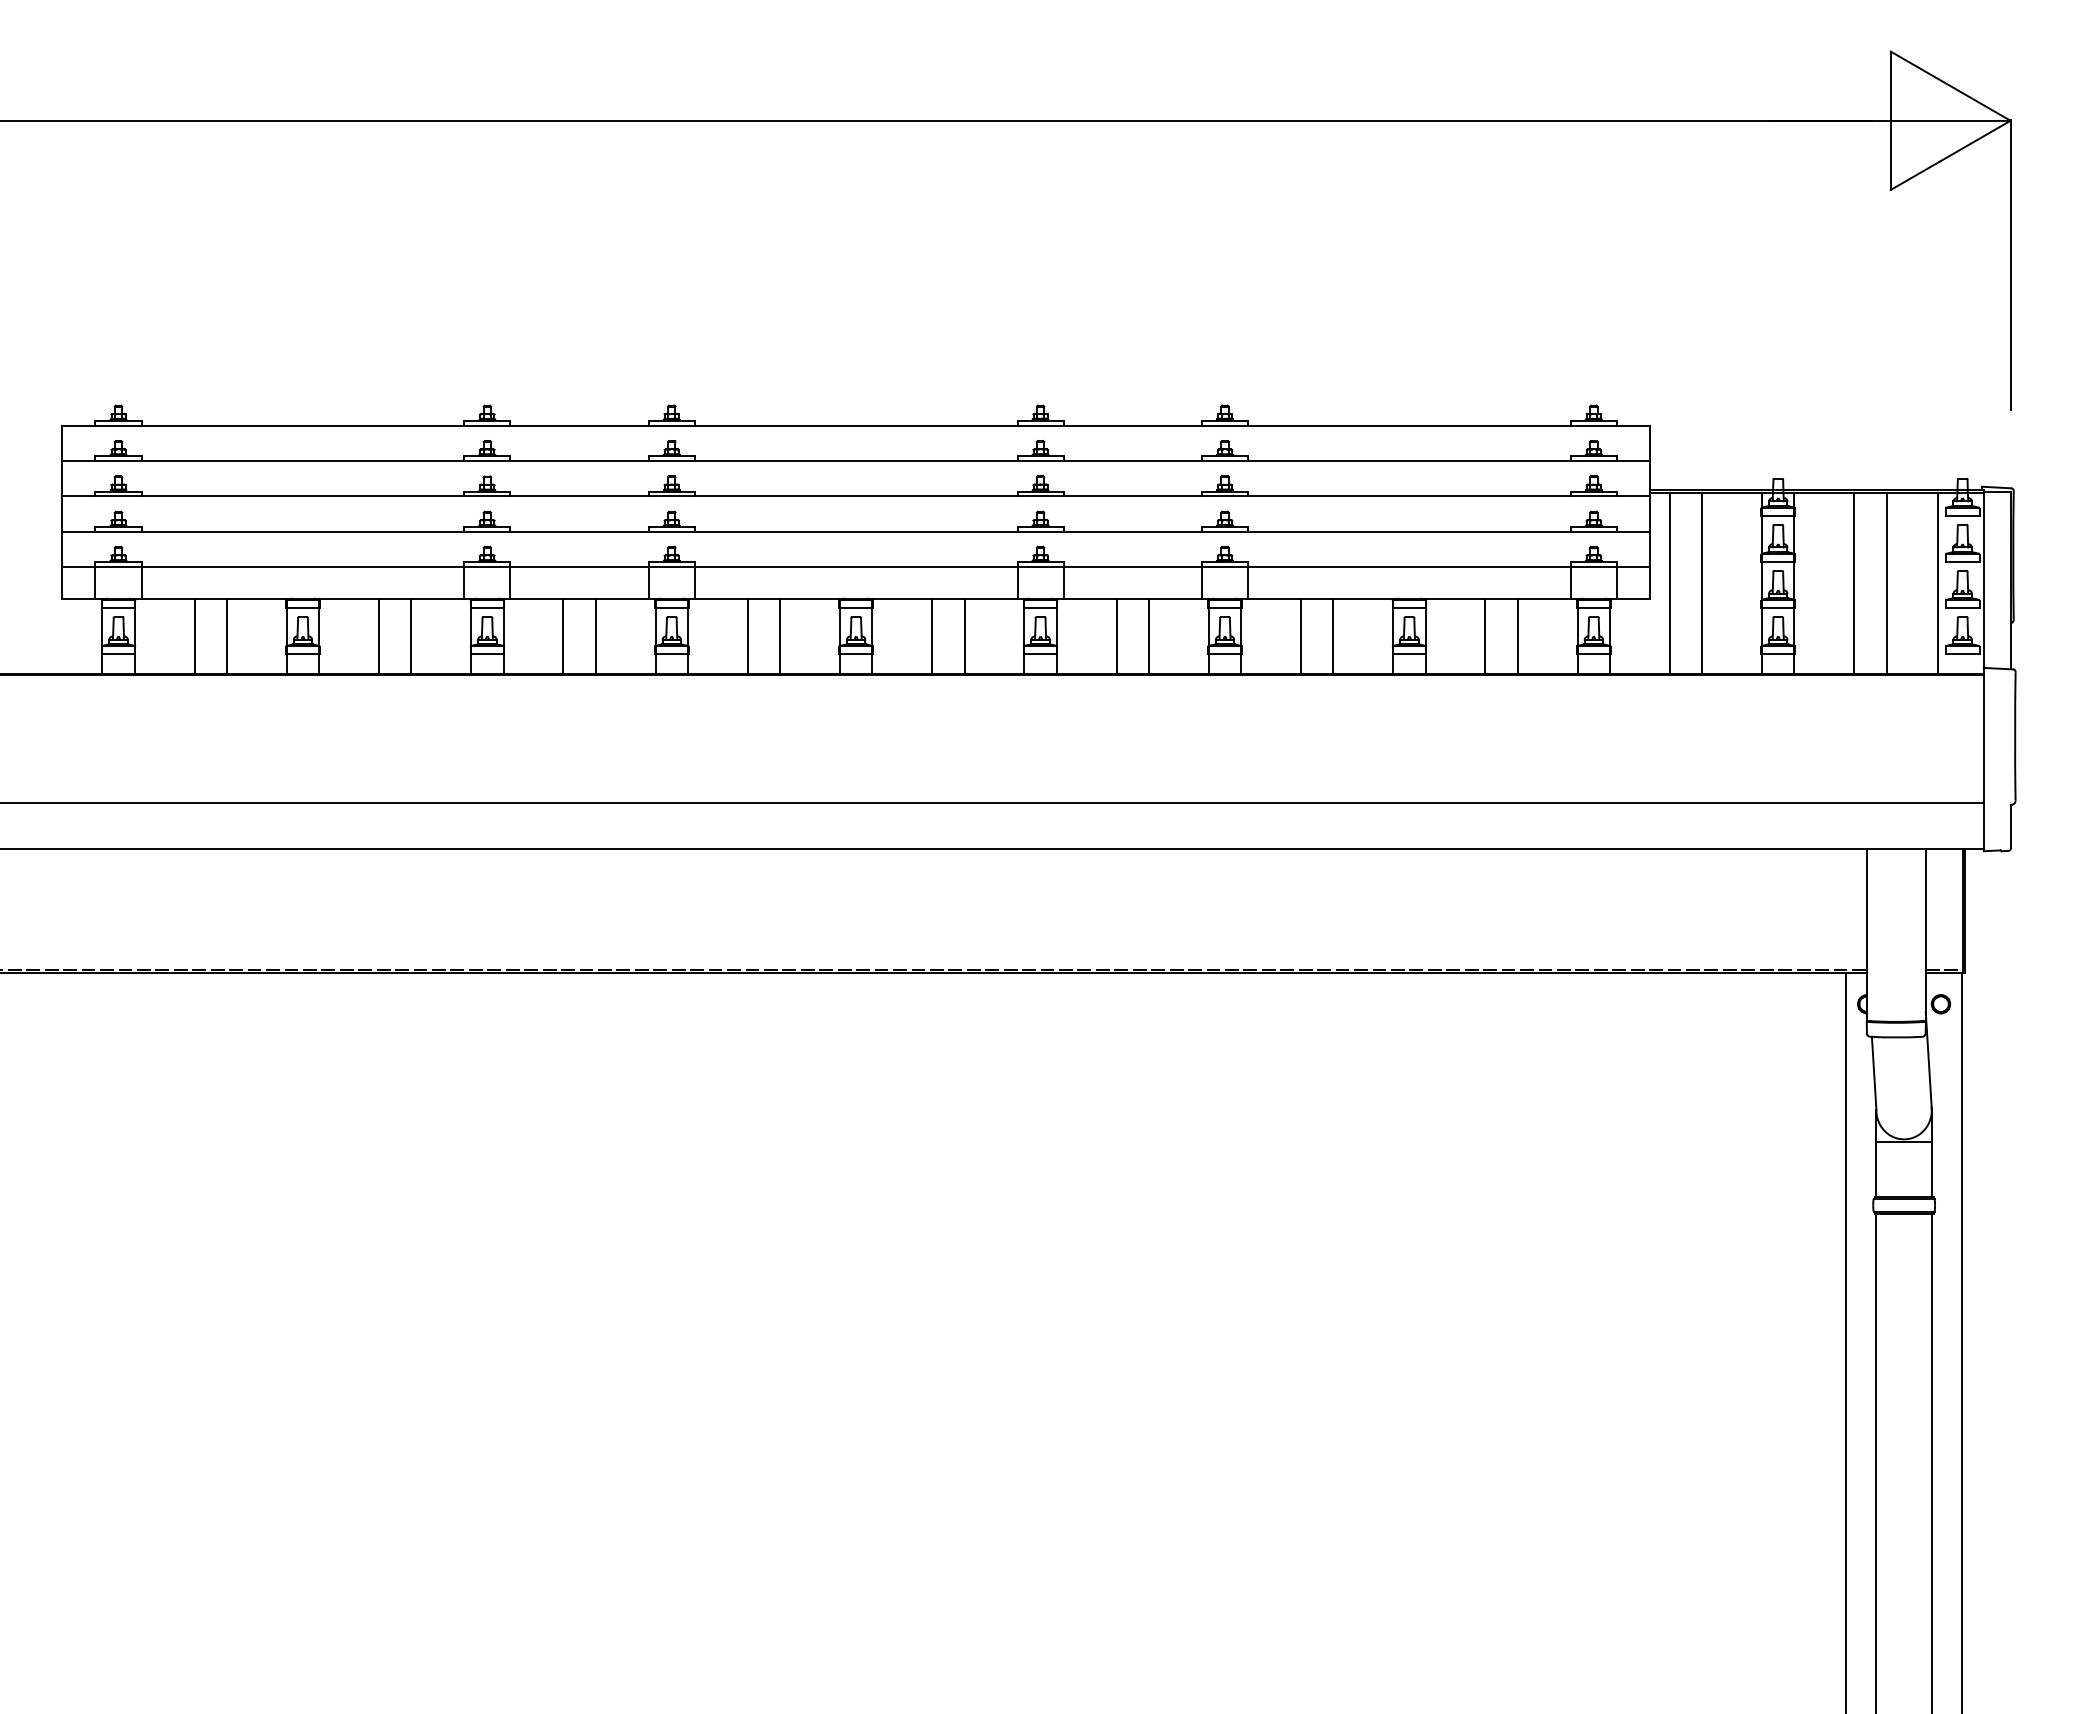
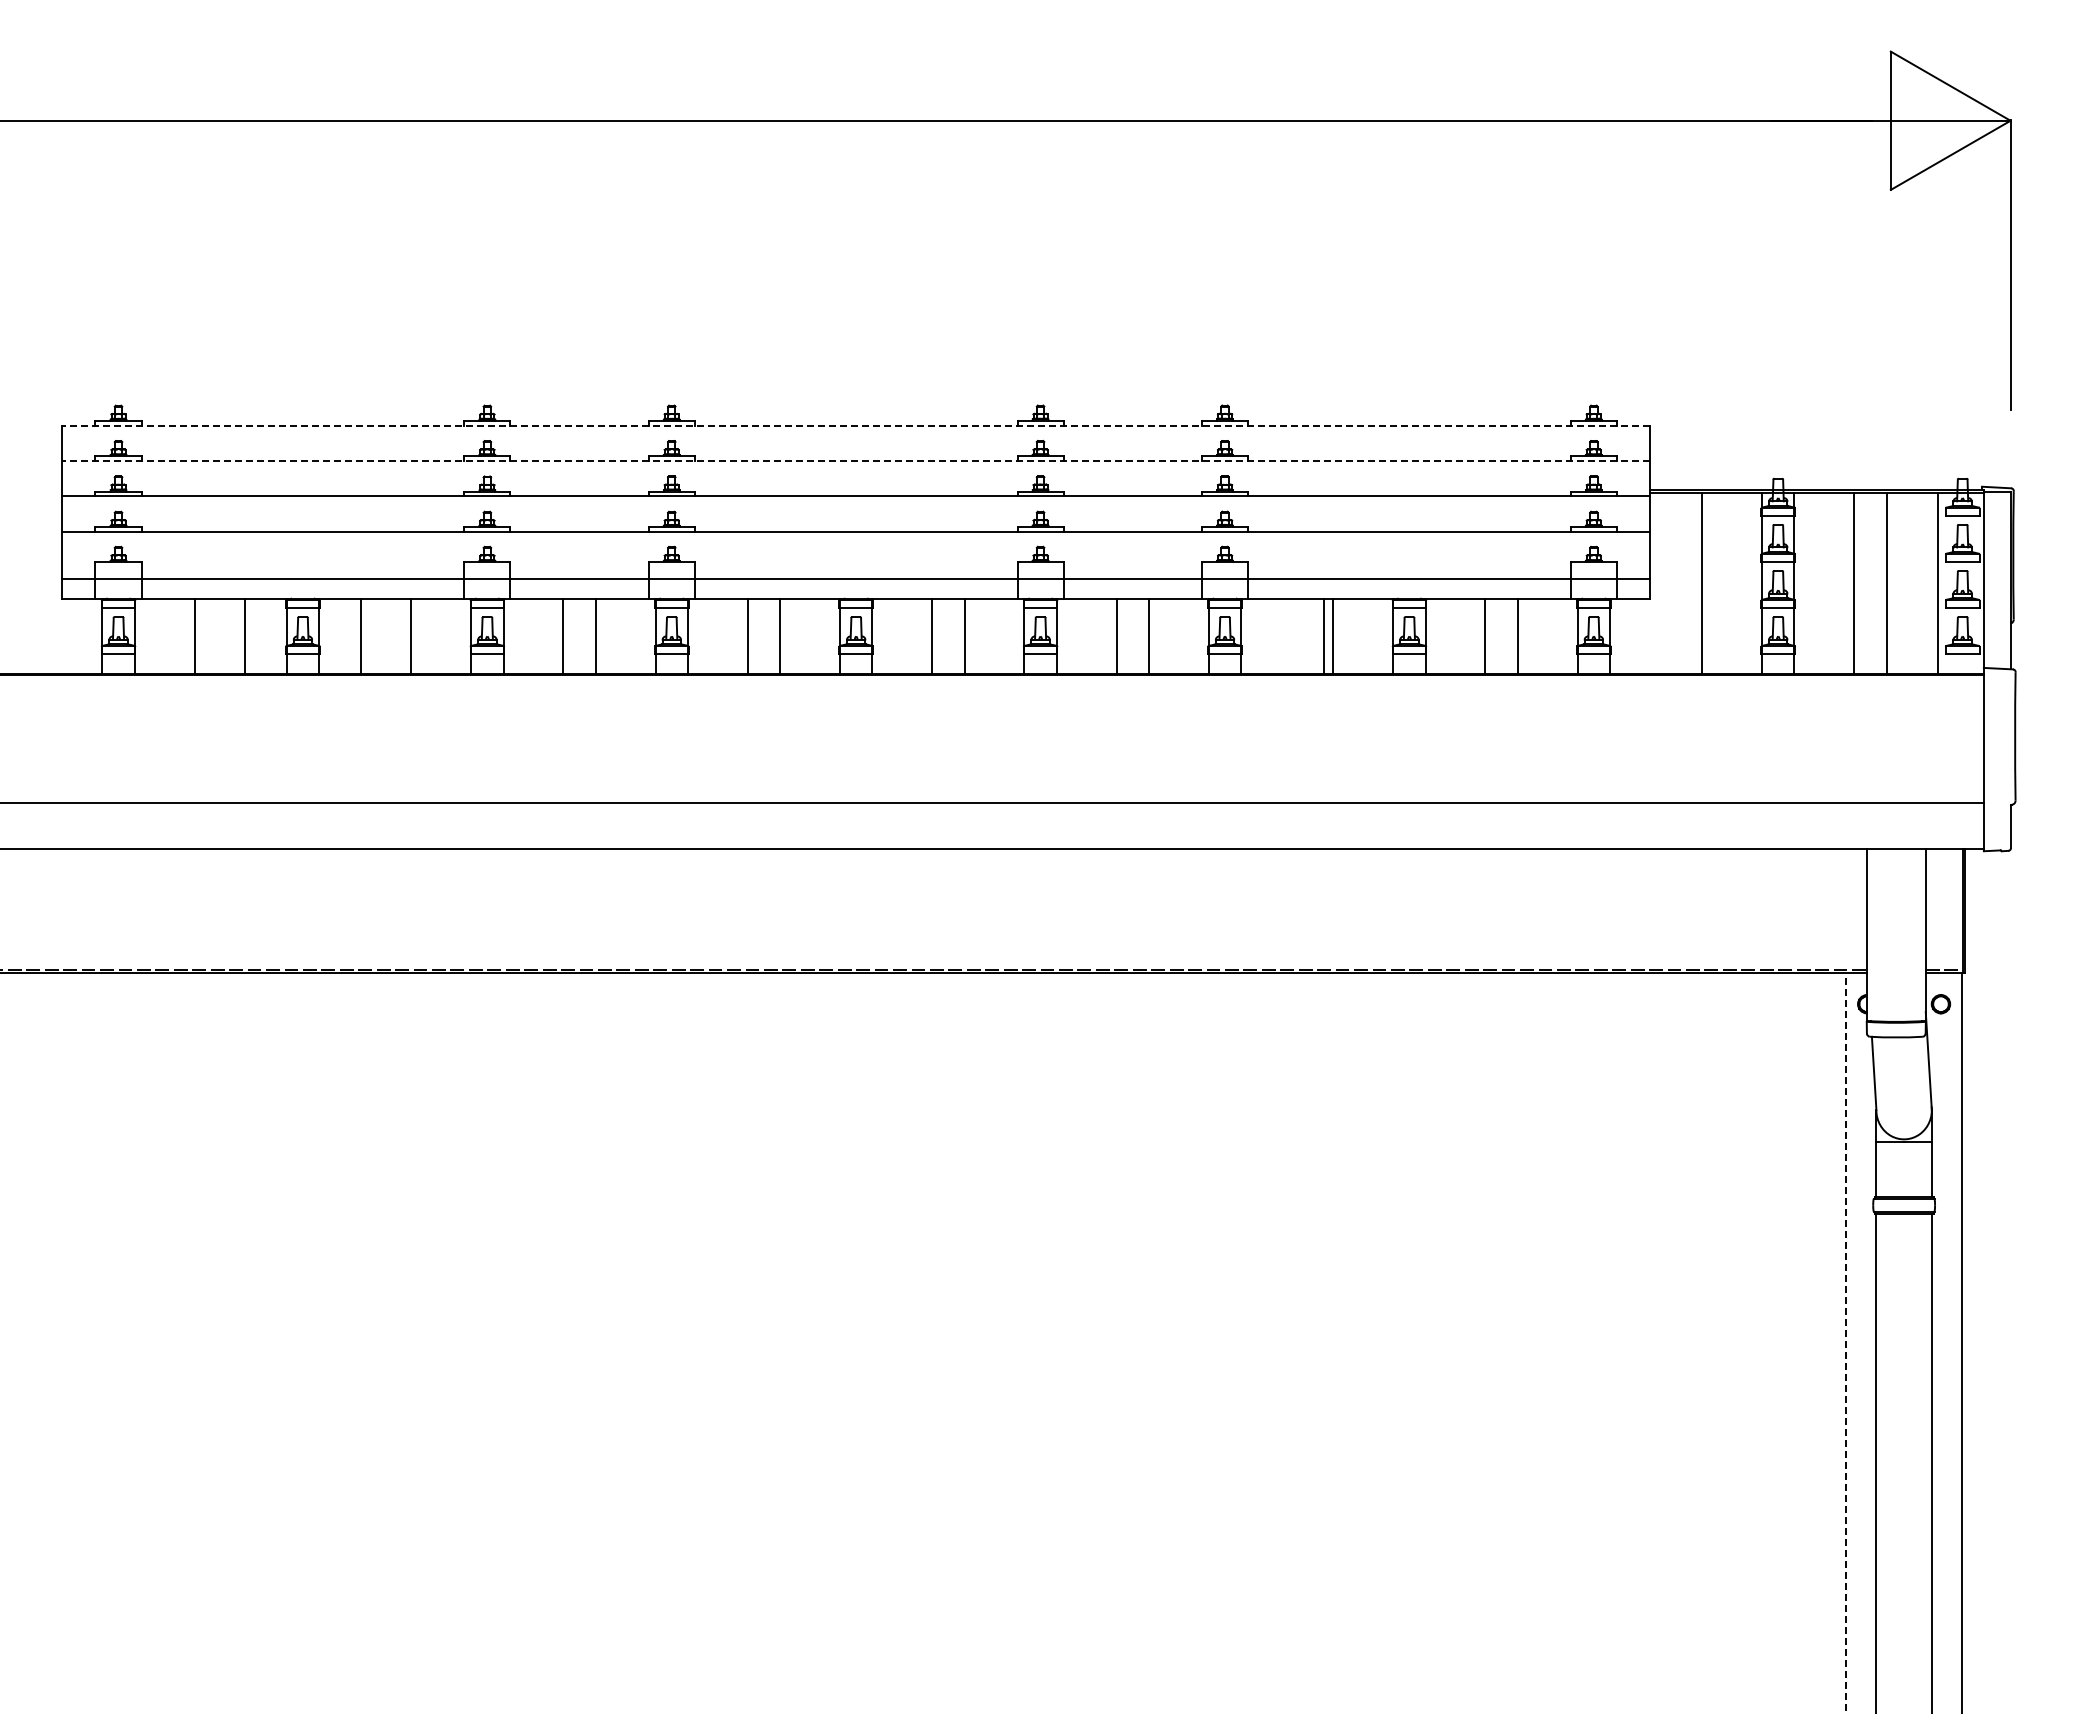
line: solid -> dashed (856, 425)
line: solid -> dashed (856, 460)
line position: (856, 566) -> (856, 578) (856, 578)
line: present -> none (1669, 582)
line position: (226, 635) -> (244, 635) (244, 635)
line position: (379, 635) -> (361, 635) (361, 635)
line position: (1301, 635) -> (1324, 635) (1324, 635)
line: solid -> dashed (1846, 1342)
